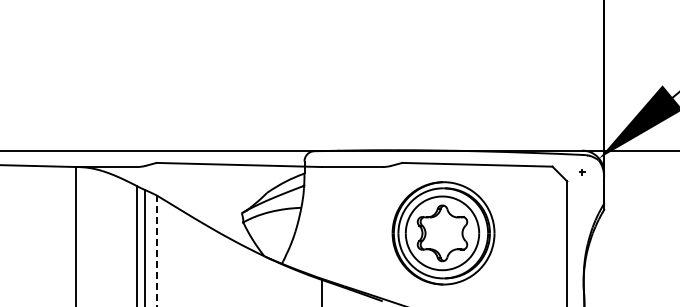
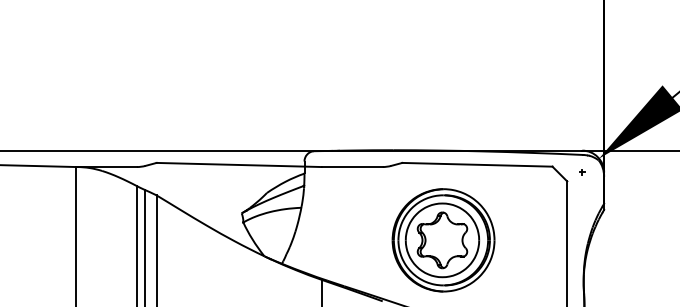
part position: (443, 233) -> (443, 240) (443, 240)
line: dashed -> solid (156, 251)
